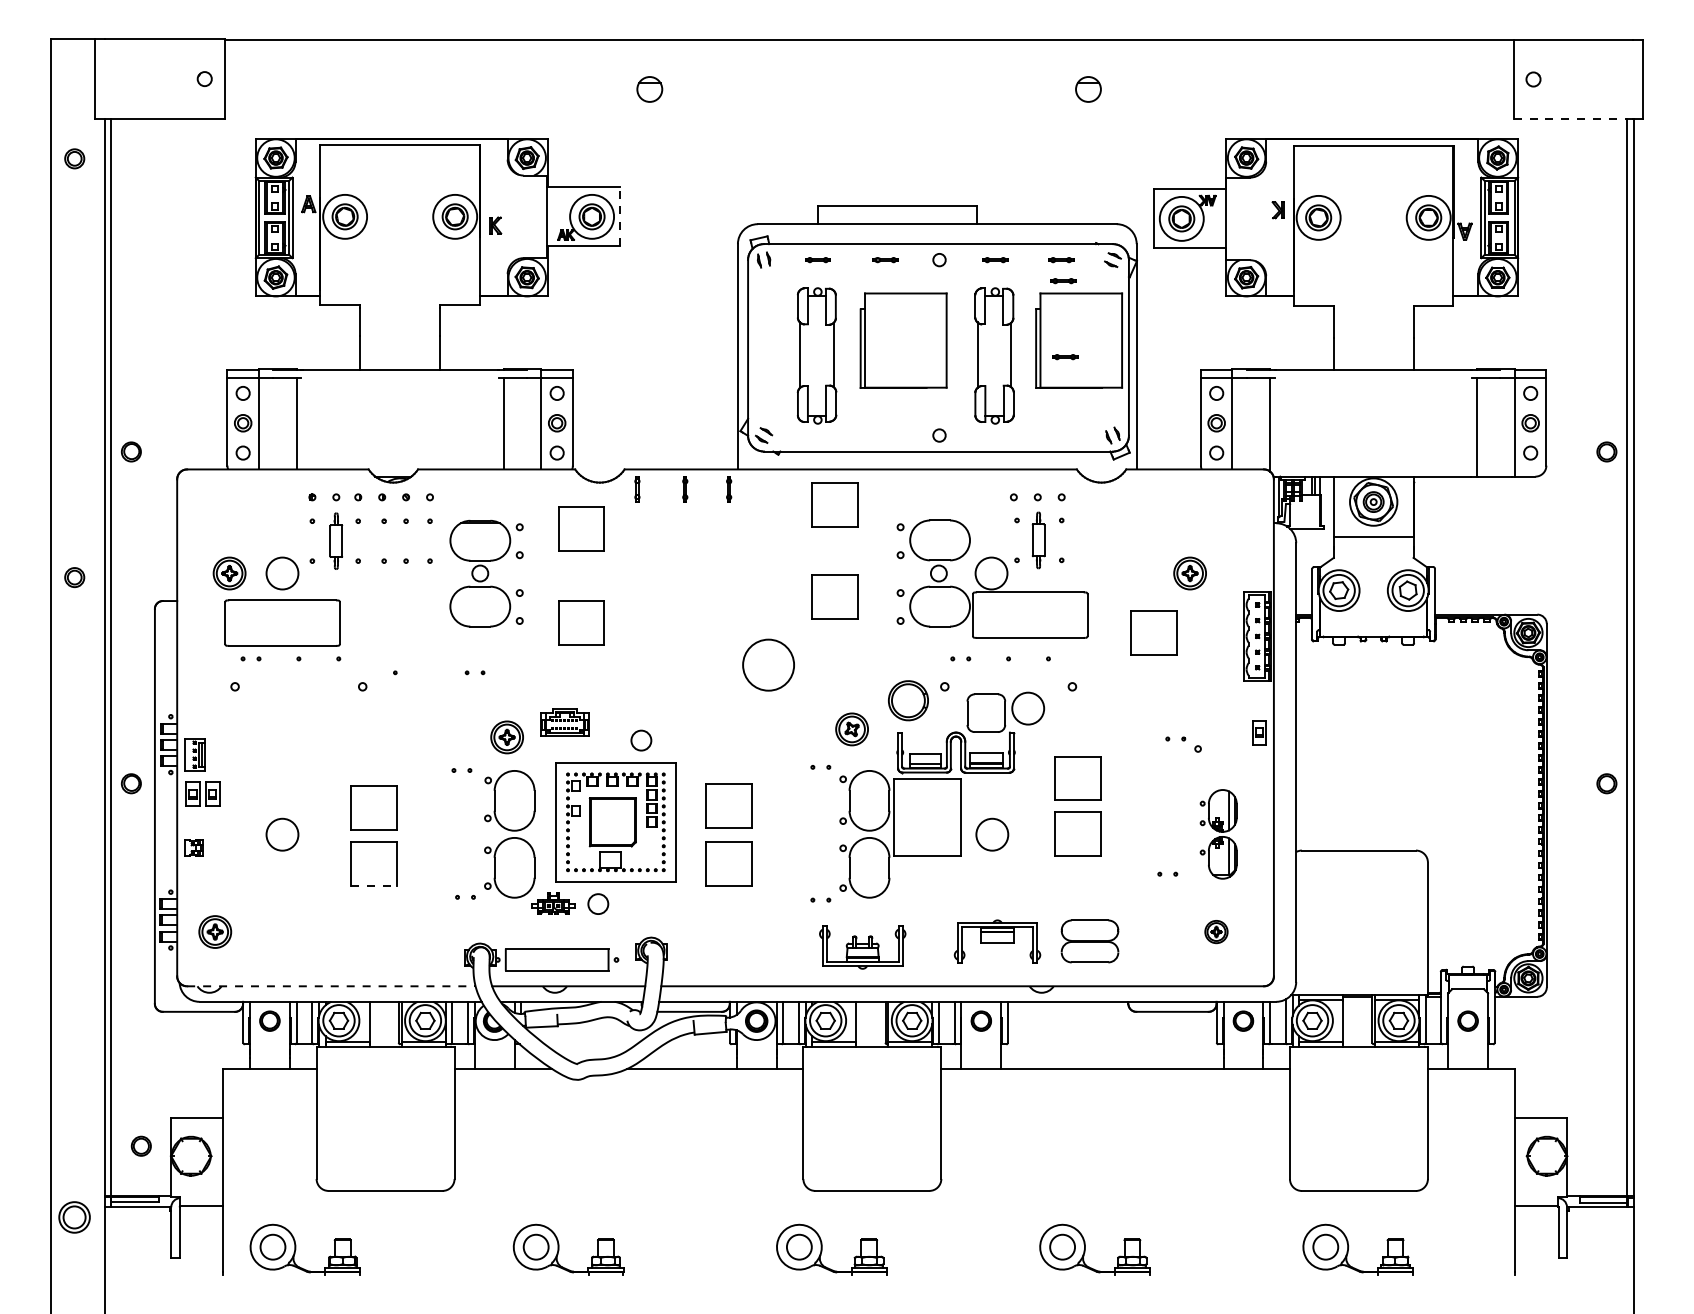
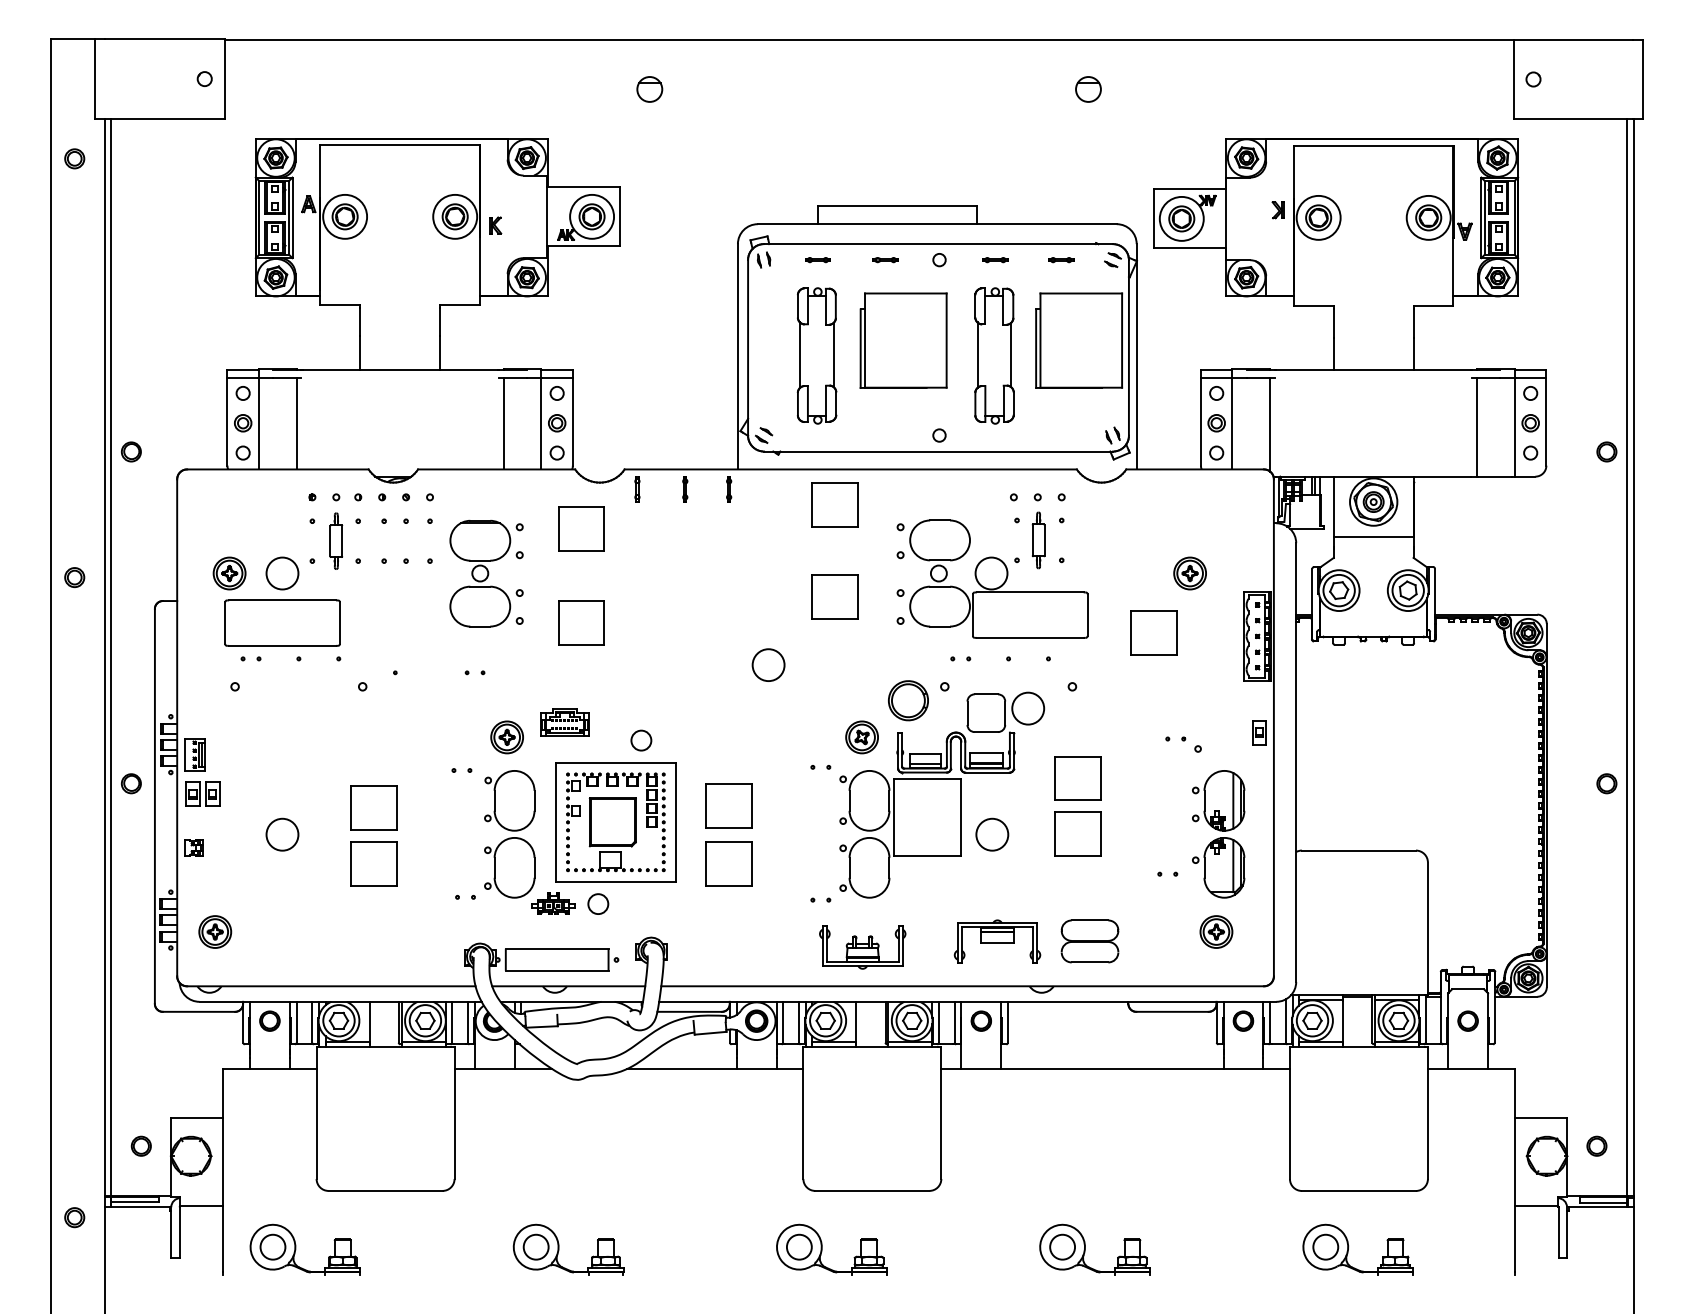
line: dashed -> solid (1573, 119)
line: dashed -> solid (619, 216)
part: present -> none (1063, 281)
part: present -> none (1065, 357)
circle diameter: 51 px -> 32 px (768, 665)
part position: (851, 729) -> (861, 737) (861, 737)
part size: 39x91 px -> 54x129 px (1218, 834)
line: dashed -> solid (374, 886)
part size: 25x25 px -> 35x34 px (1216, 931)
line: dashed -> solid (331, 986)
part: none -> present (1596, 1145)
part size: 33x33 px -> 22x22 px (74, 1217)
